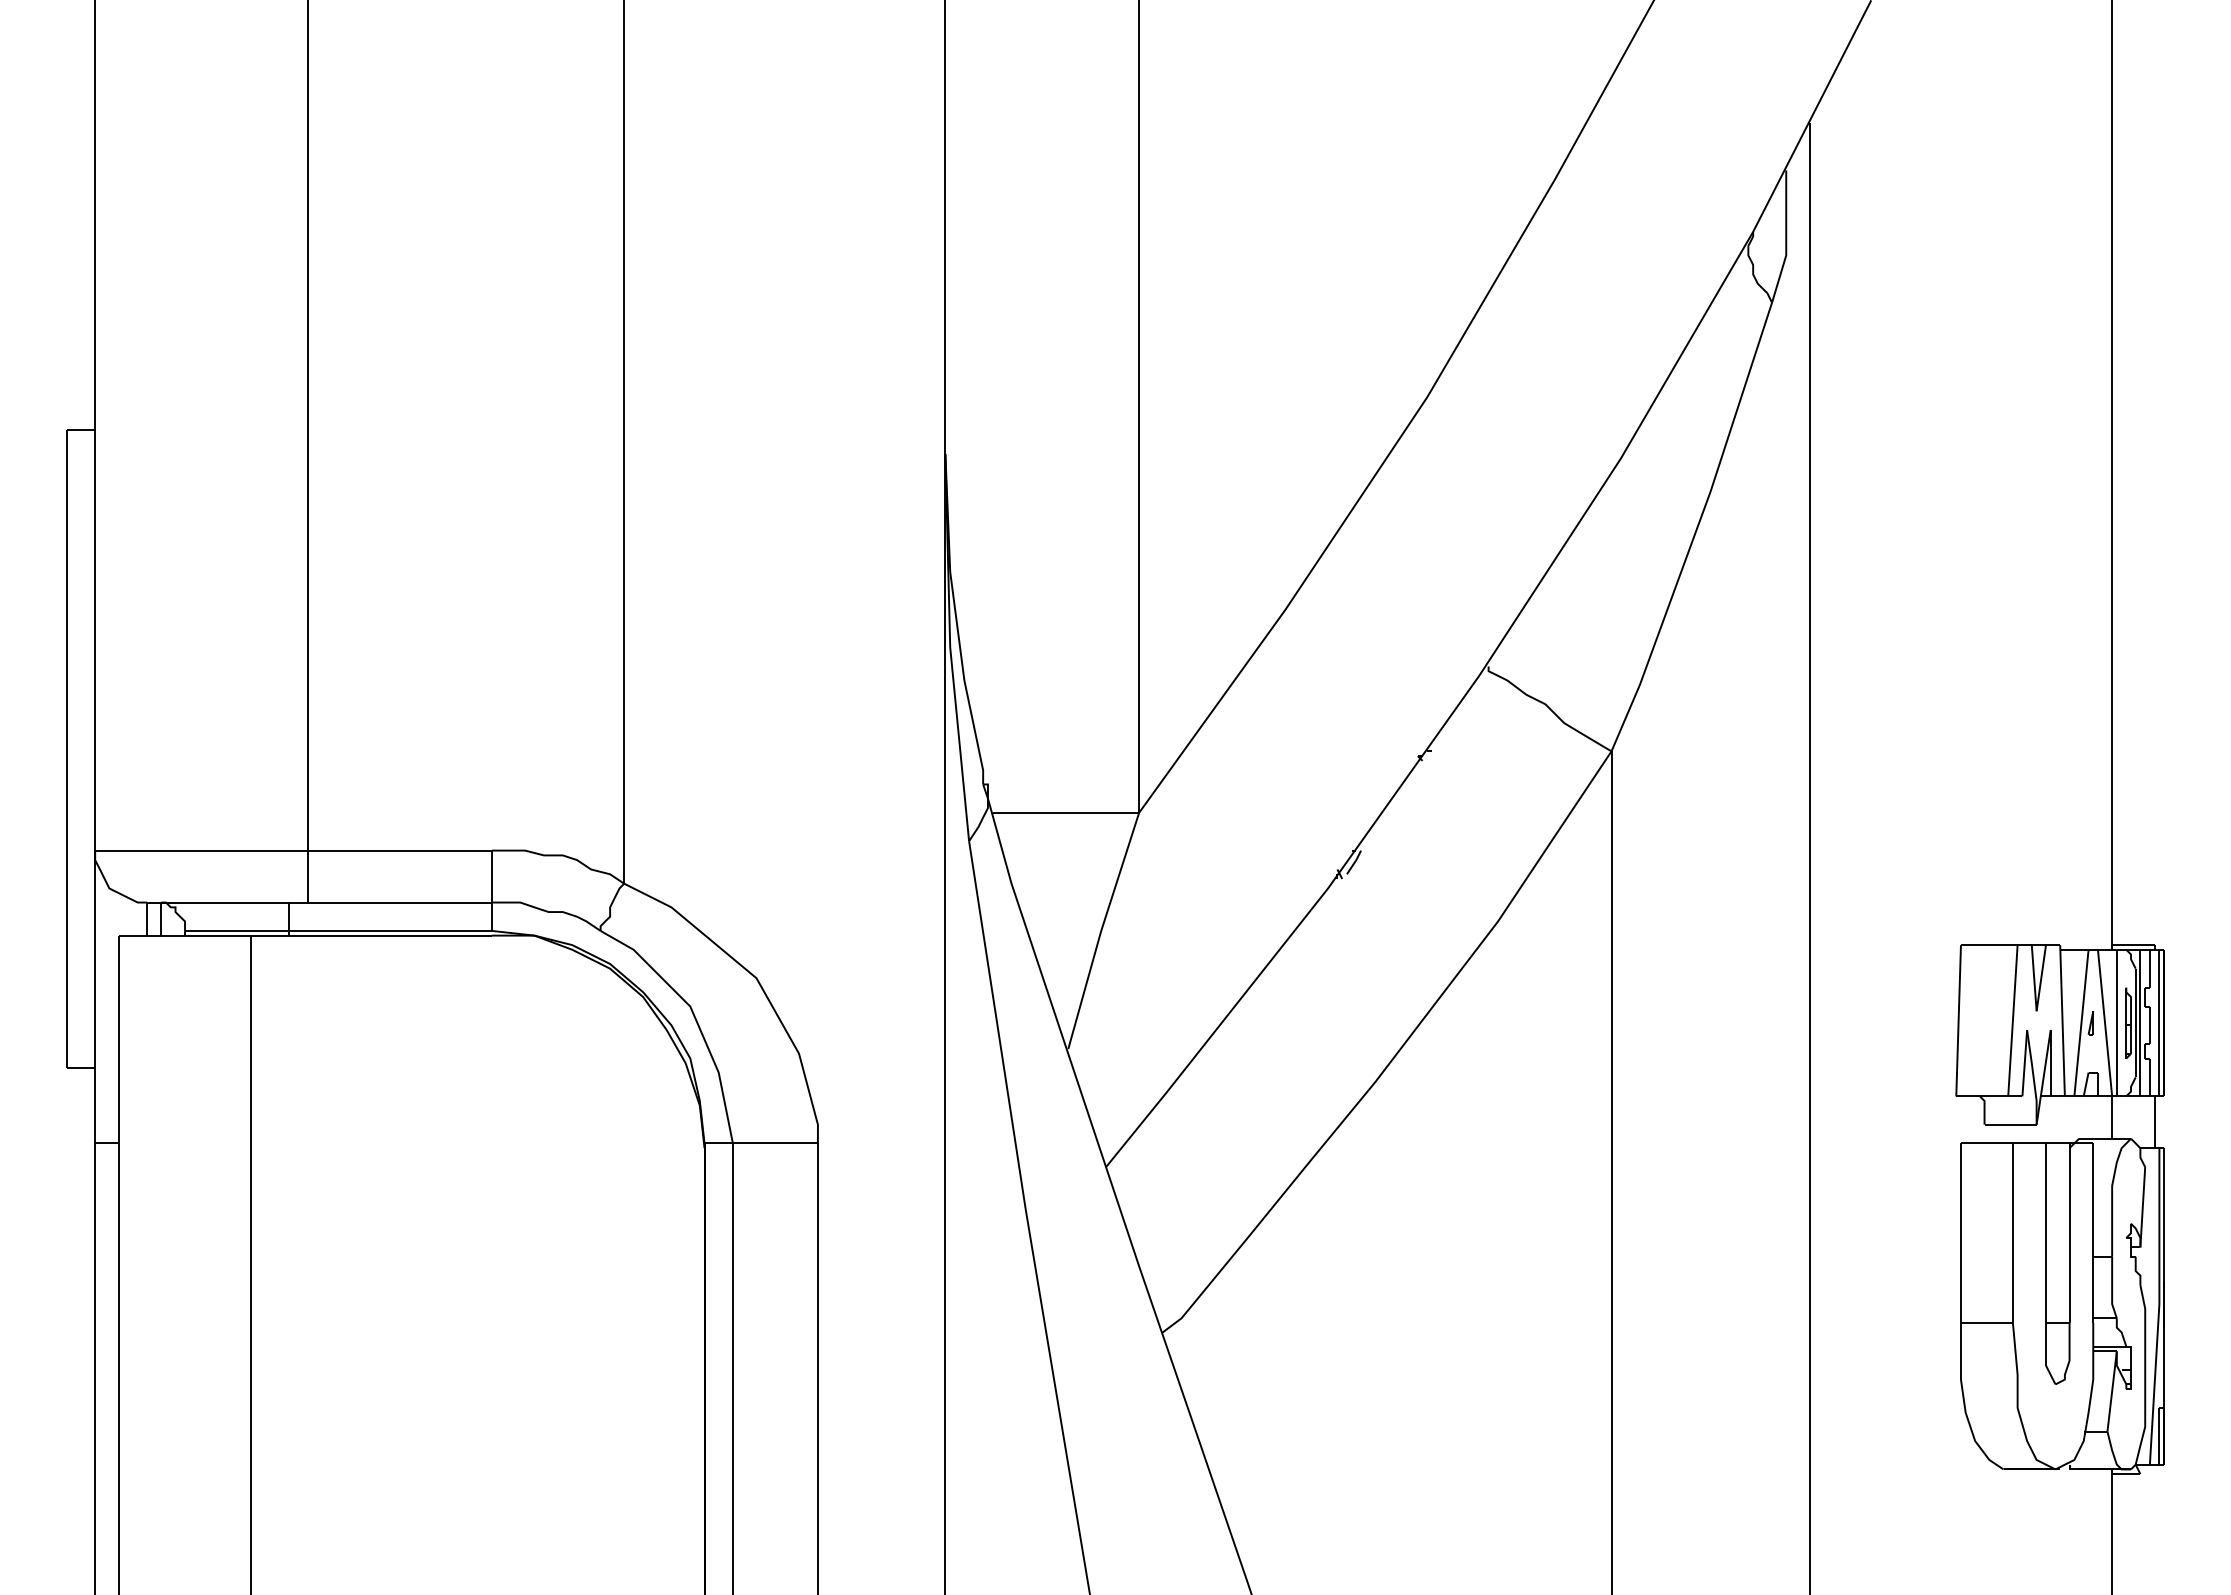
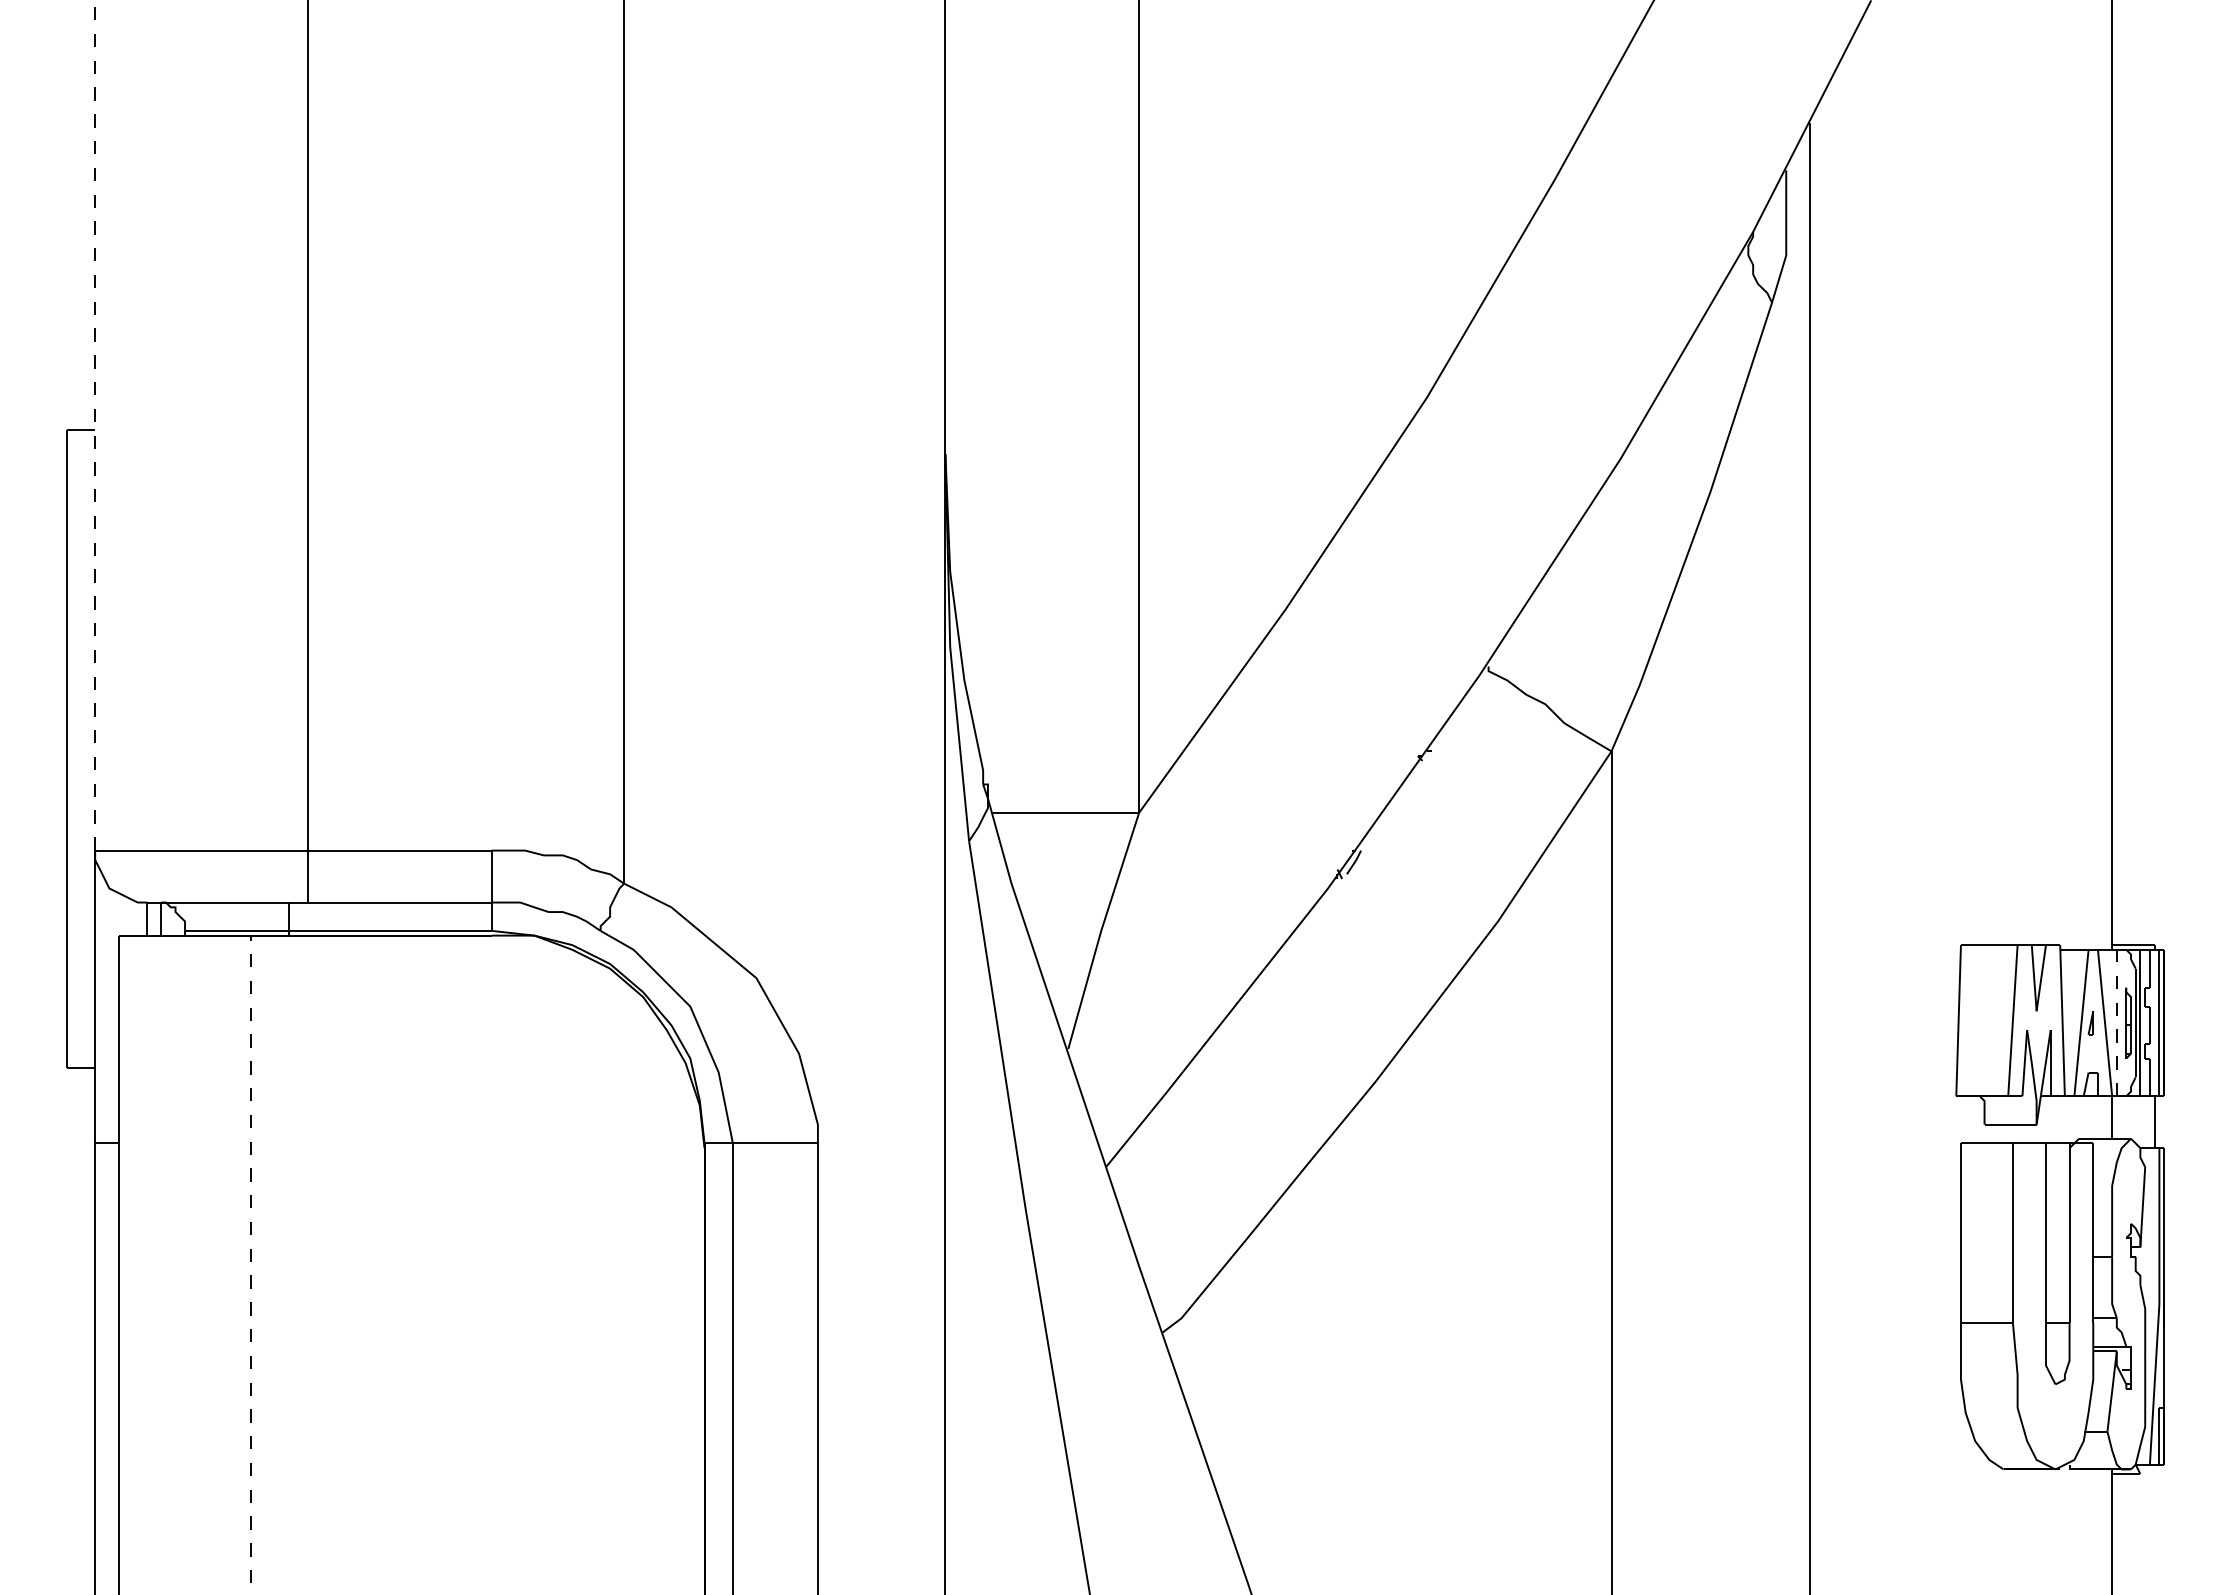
line: solid -> dashed (95, 425)
line: solid -> dashed (2116, 1022)
line: solid -> dashed (251, 1264)
